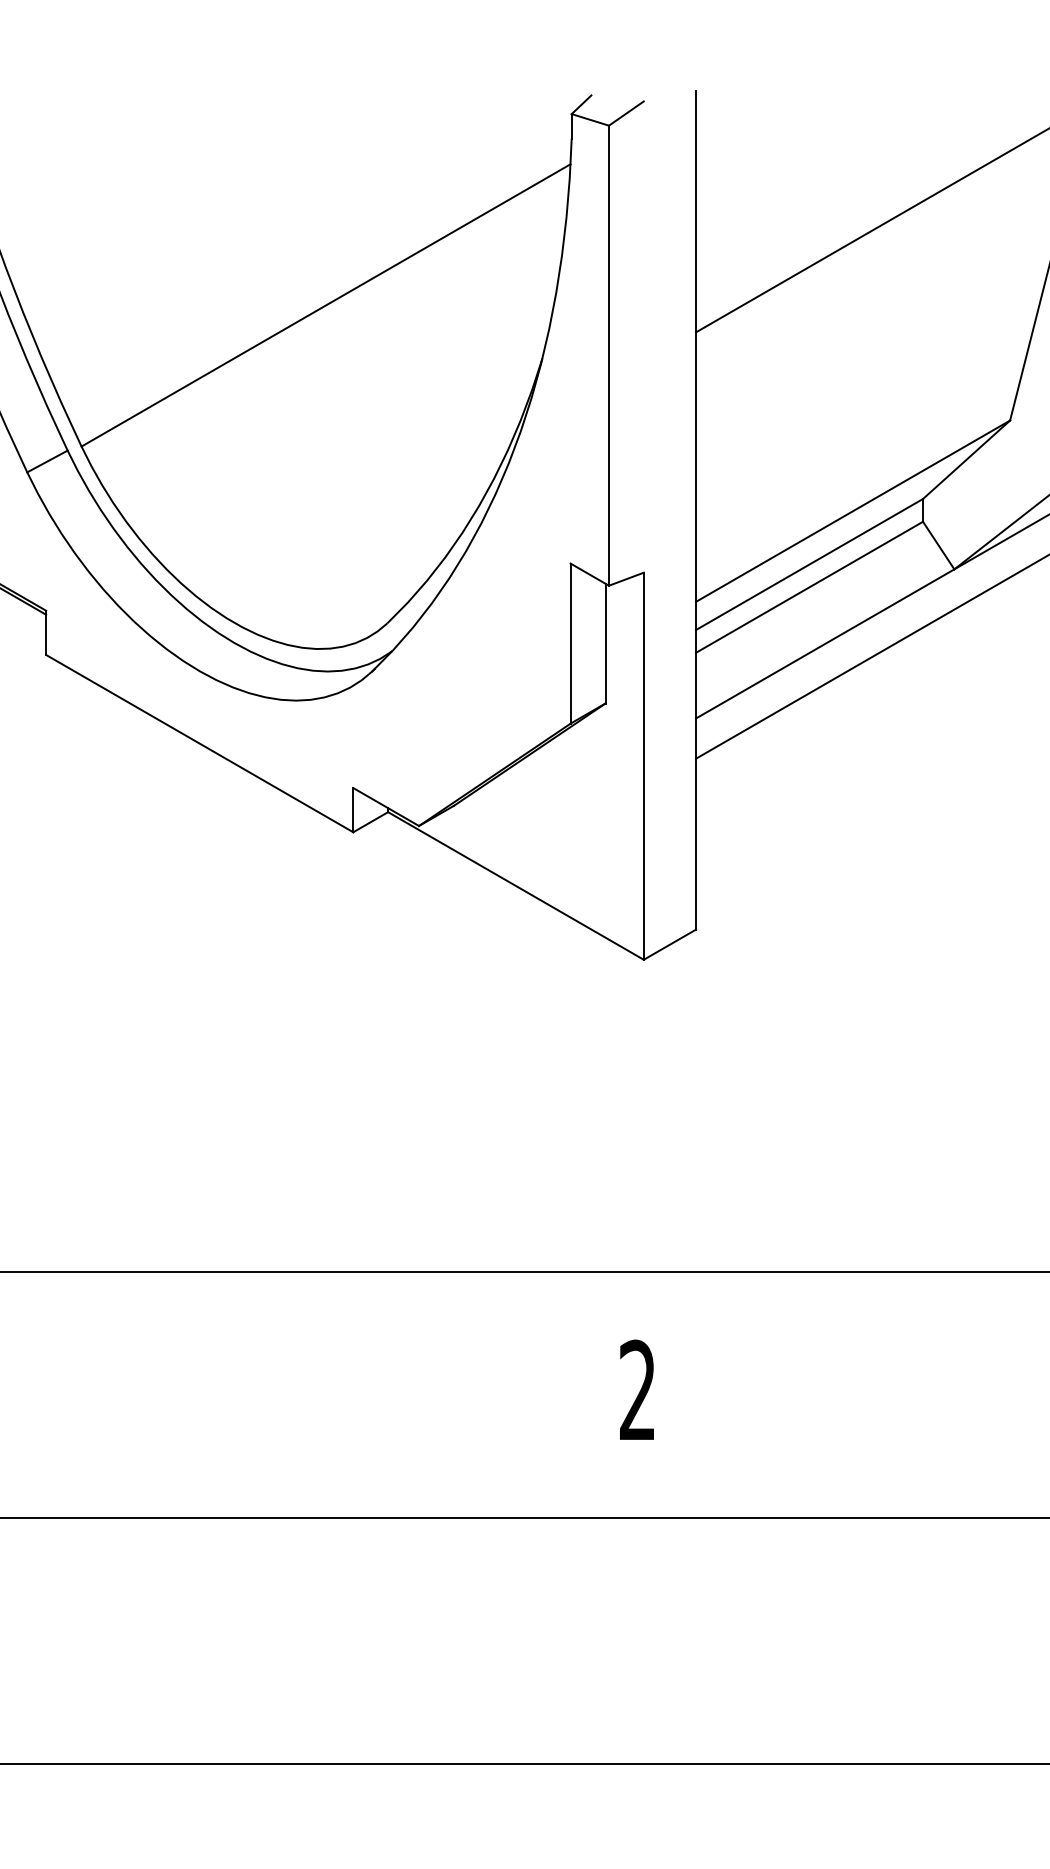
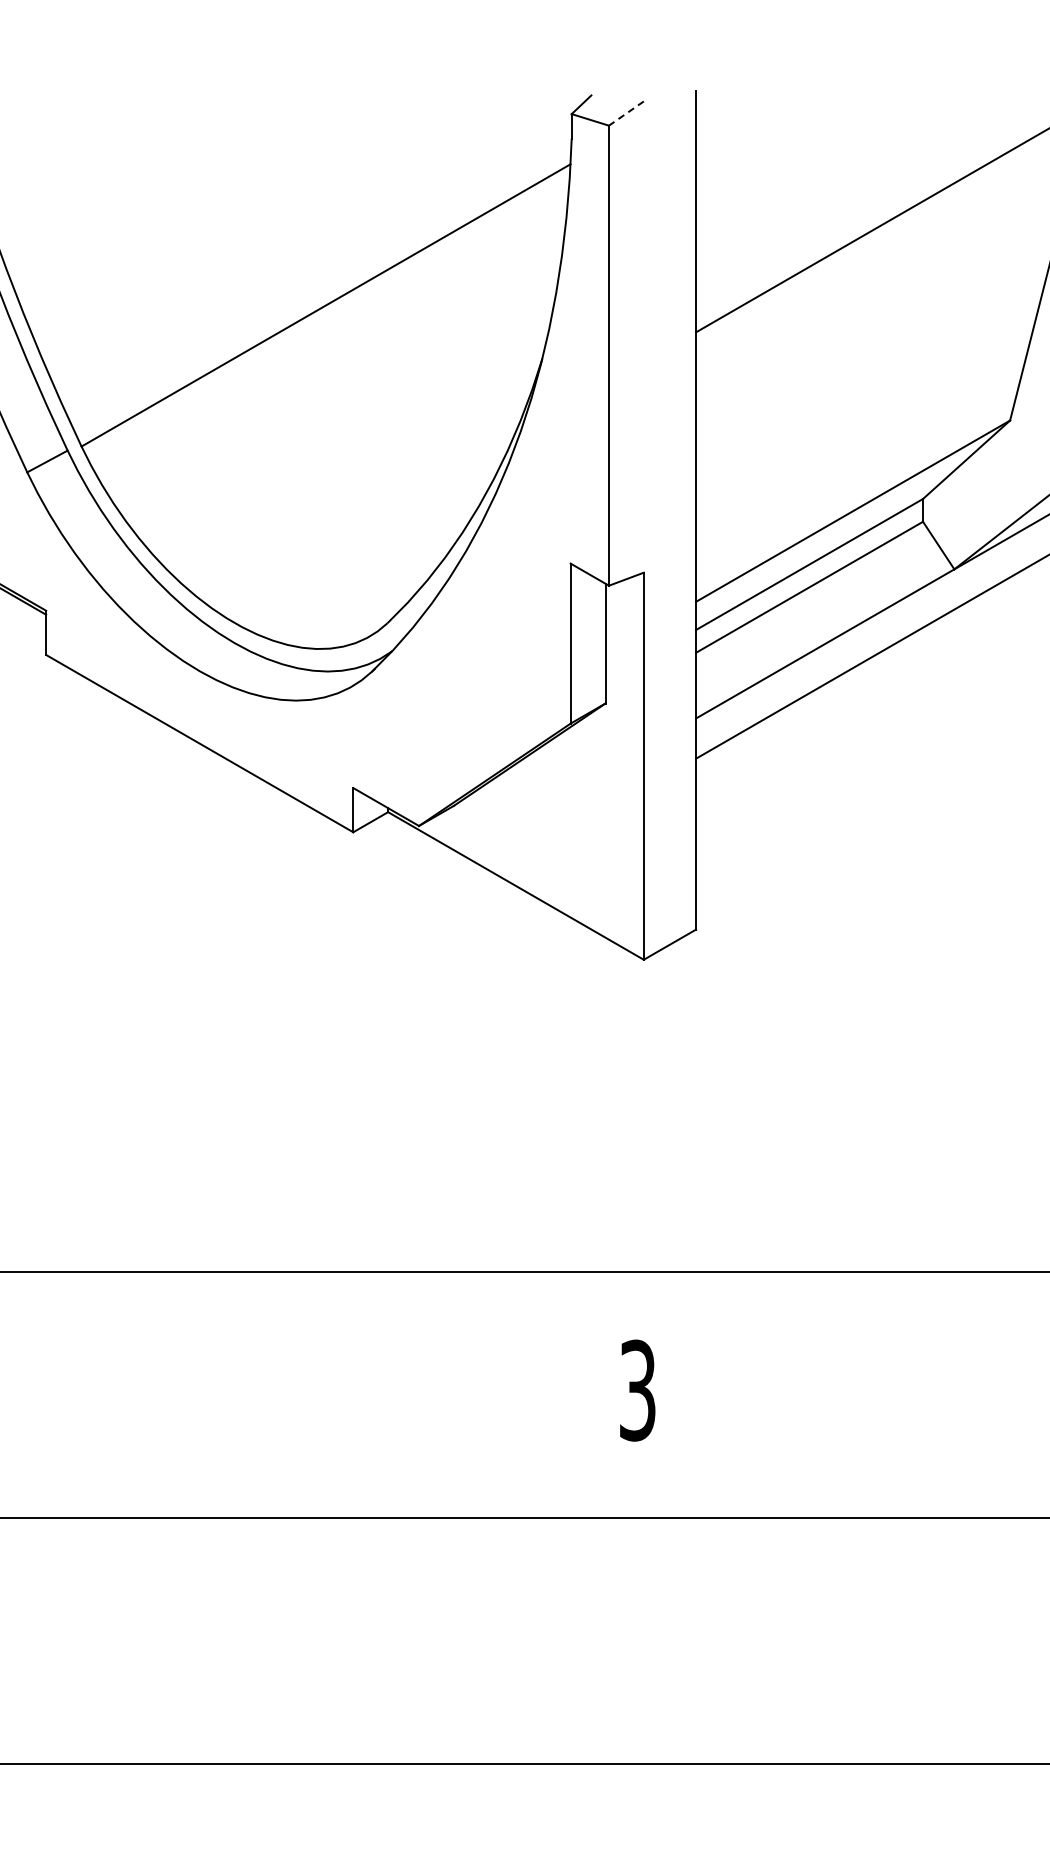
line: solid -> dashed (625, 113)
text: 2 -> 3 (637, 1390)
